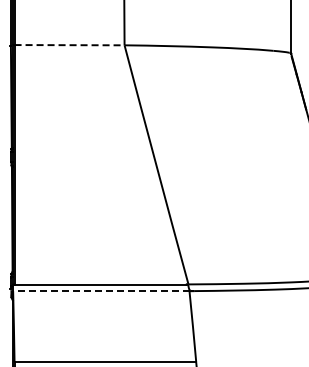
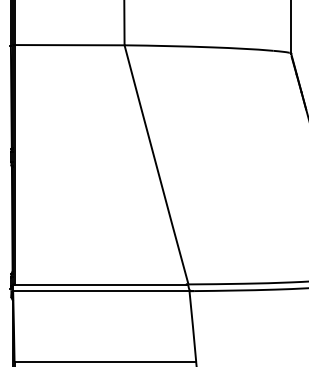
line: dashed -> solid (70, 45)
line: dashed -> solid (100, 291)
